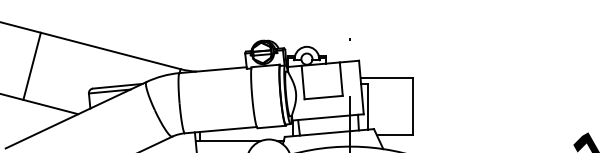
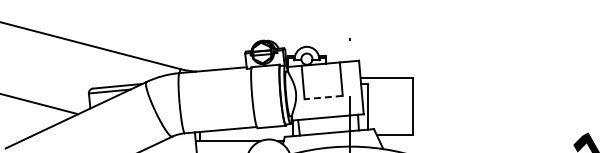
line: present -> none (31, 65)
line: solid -> dashed (323, 97)
